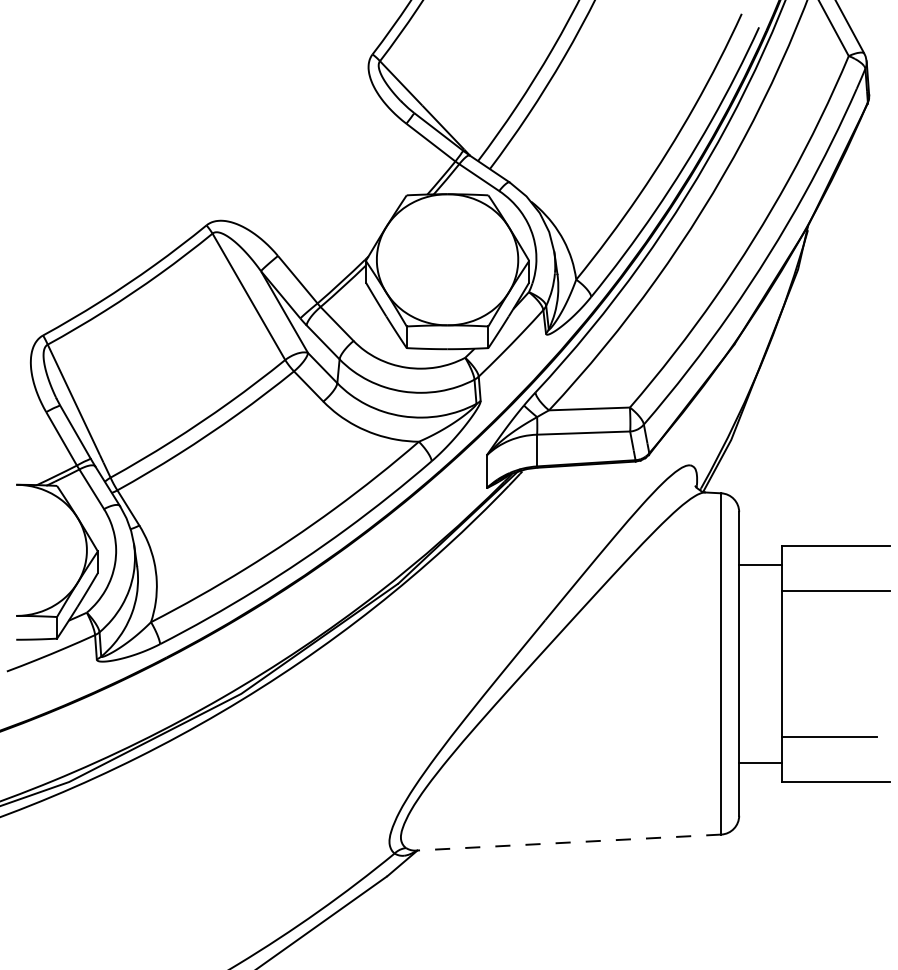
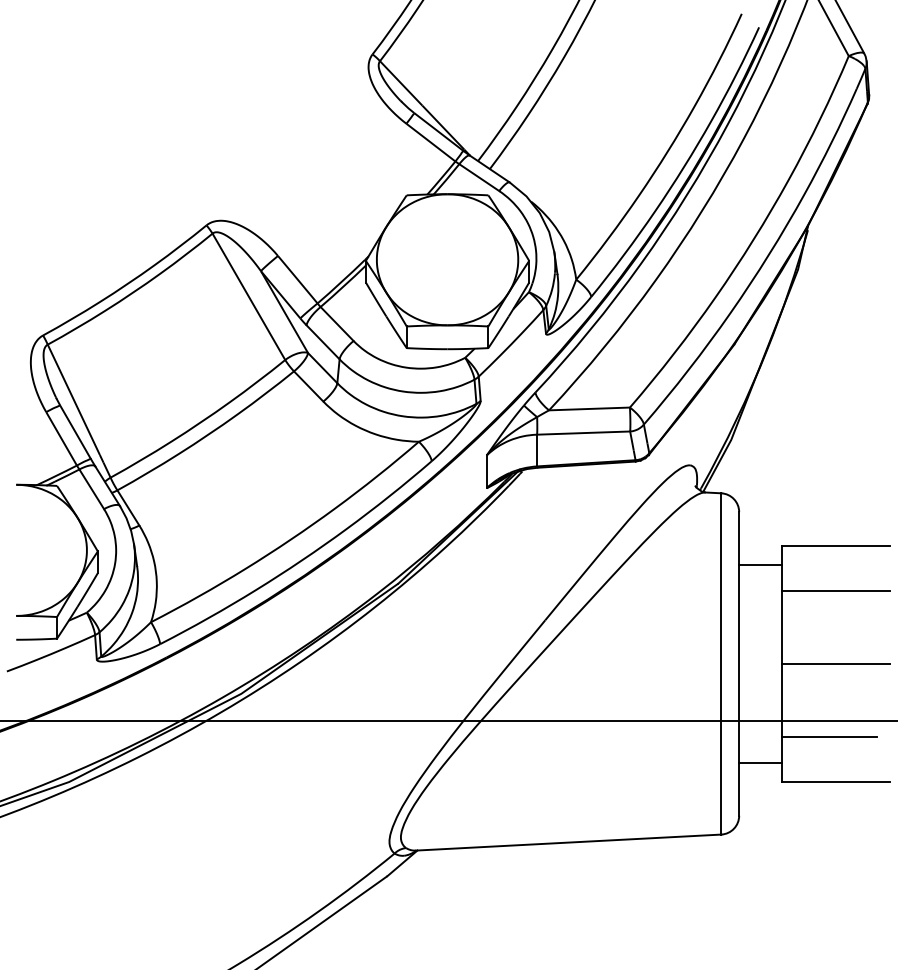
line: none -> present (835, 663)
line: none -> present (448, 720)
line: dashed -> solid (568, 842)
